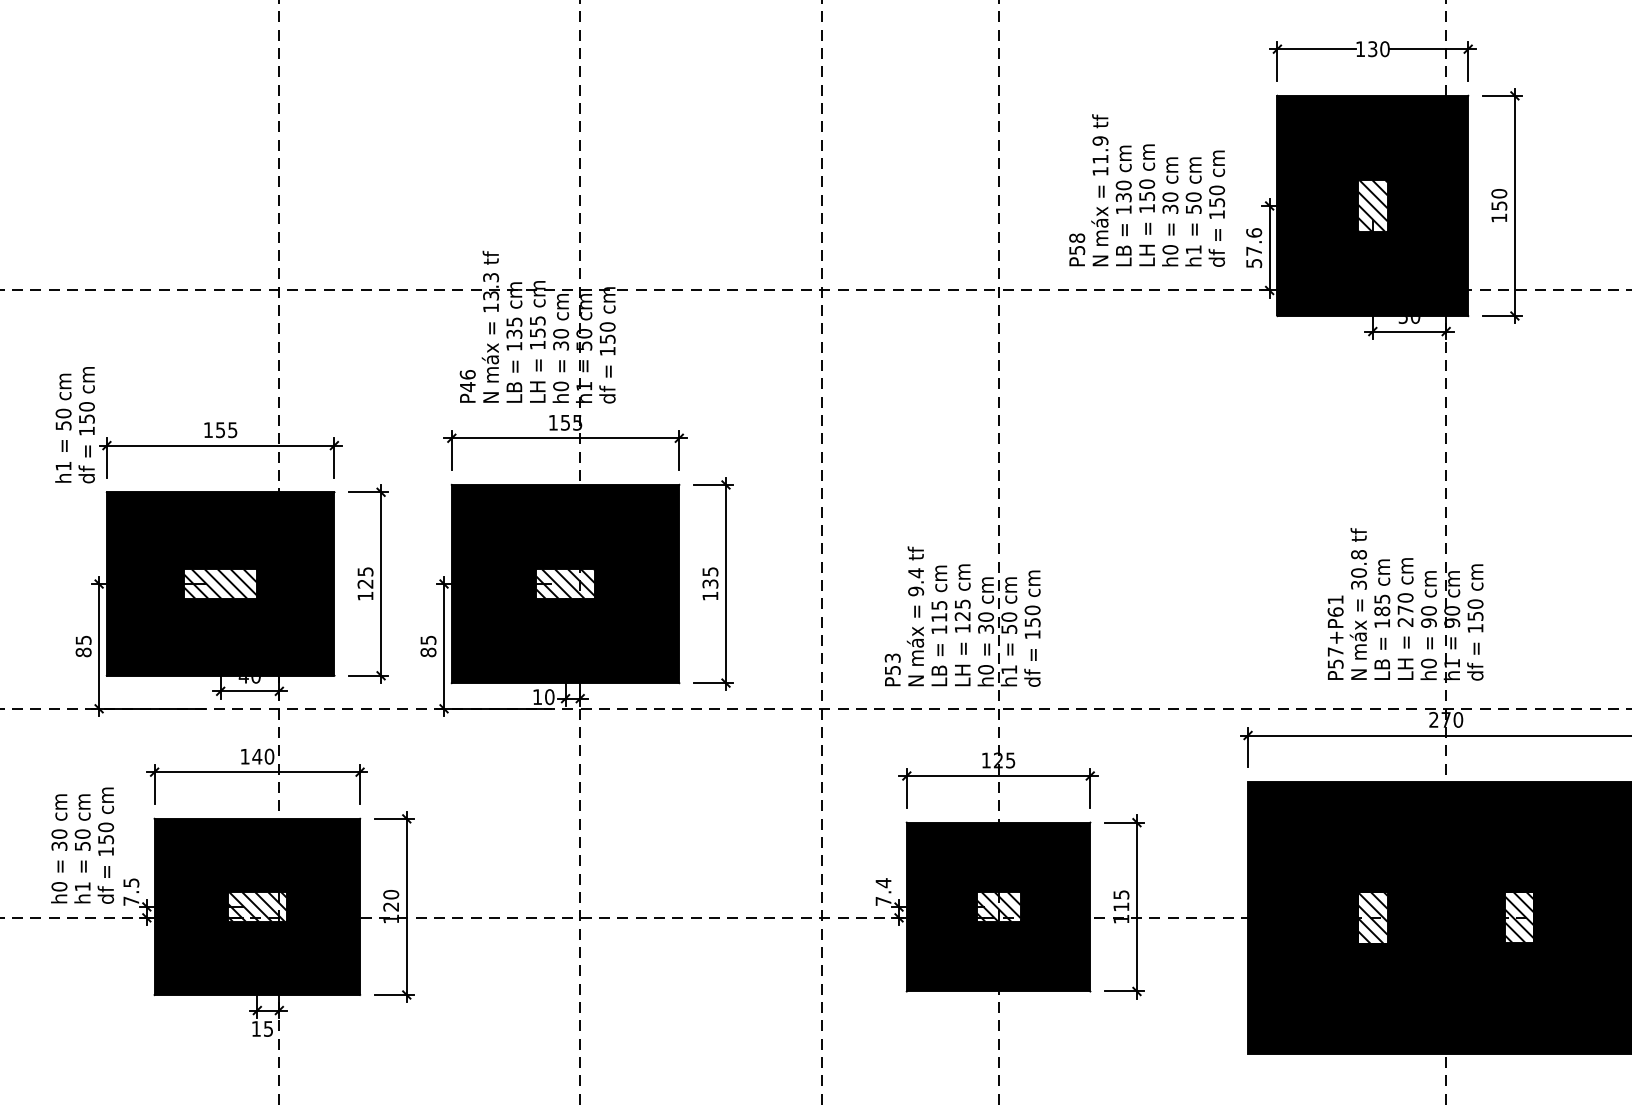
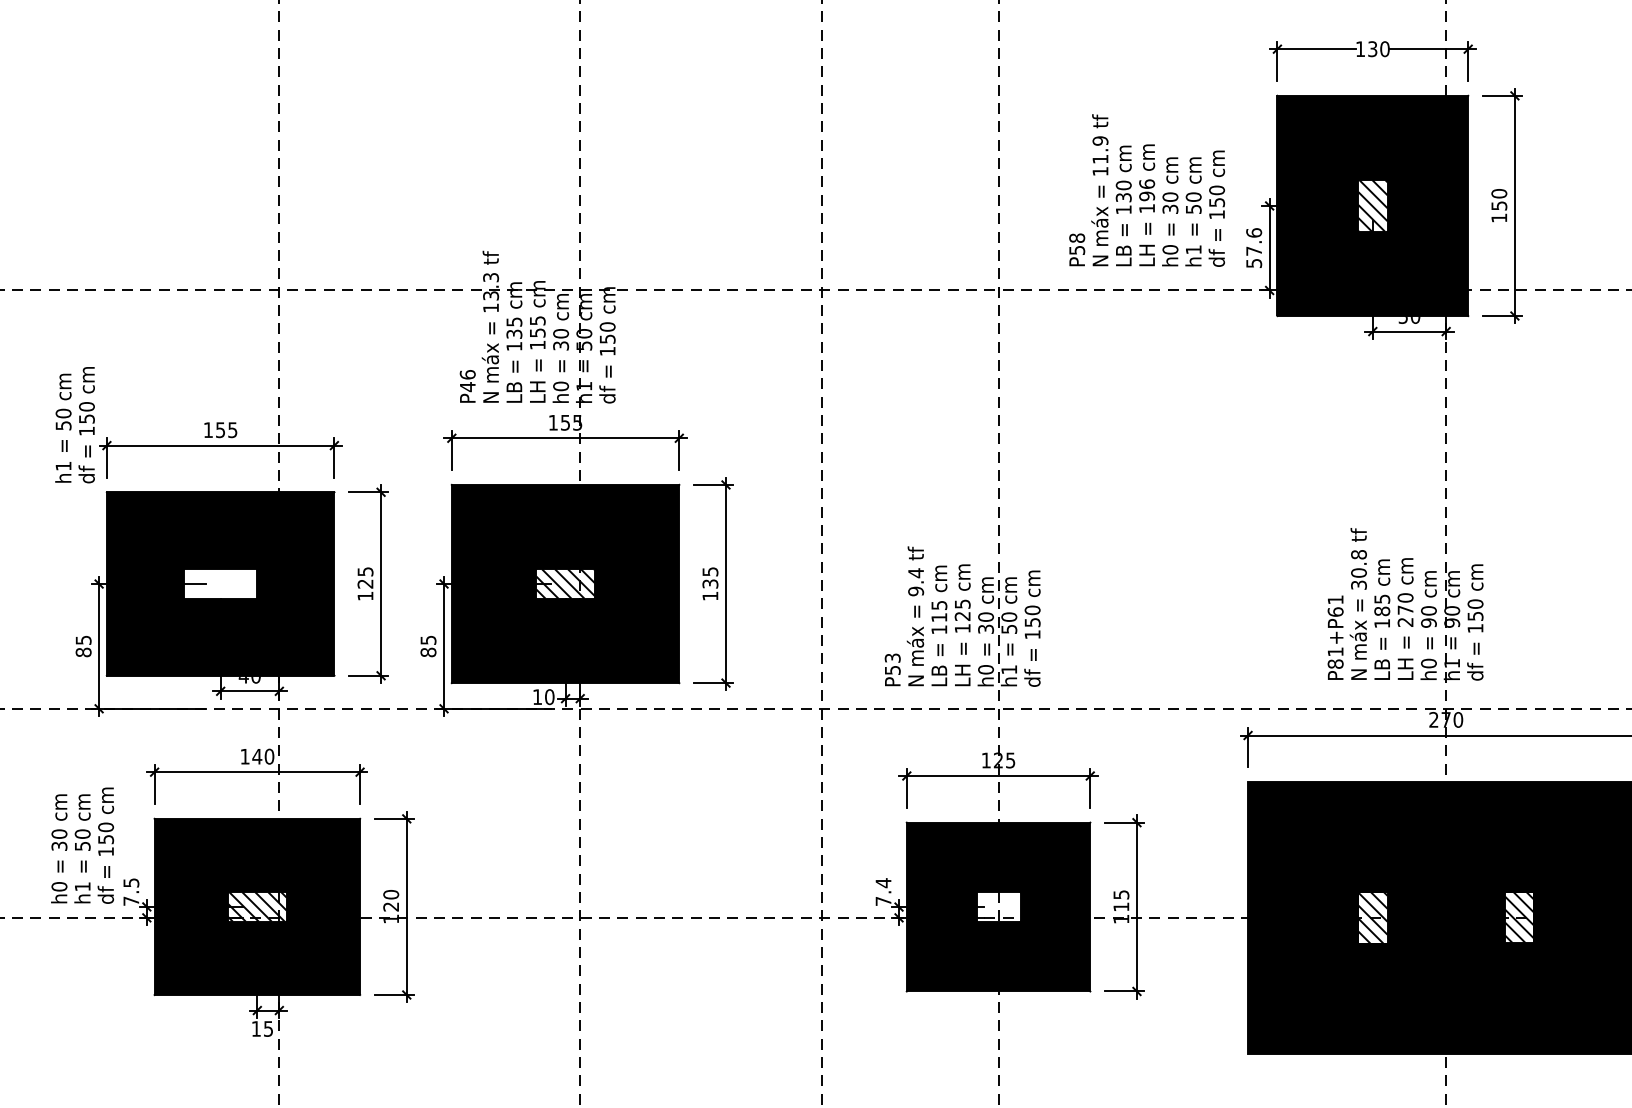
text: 150 -> 196 (1146, 190)
hatch: present -> none (220, 583)
text: P57+P61 -> P81+P61 (1335, 657)
hatch: present -> none (998, 906)
